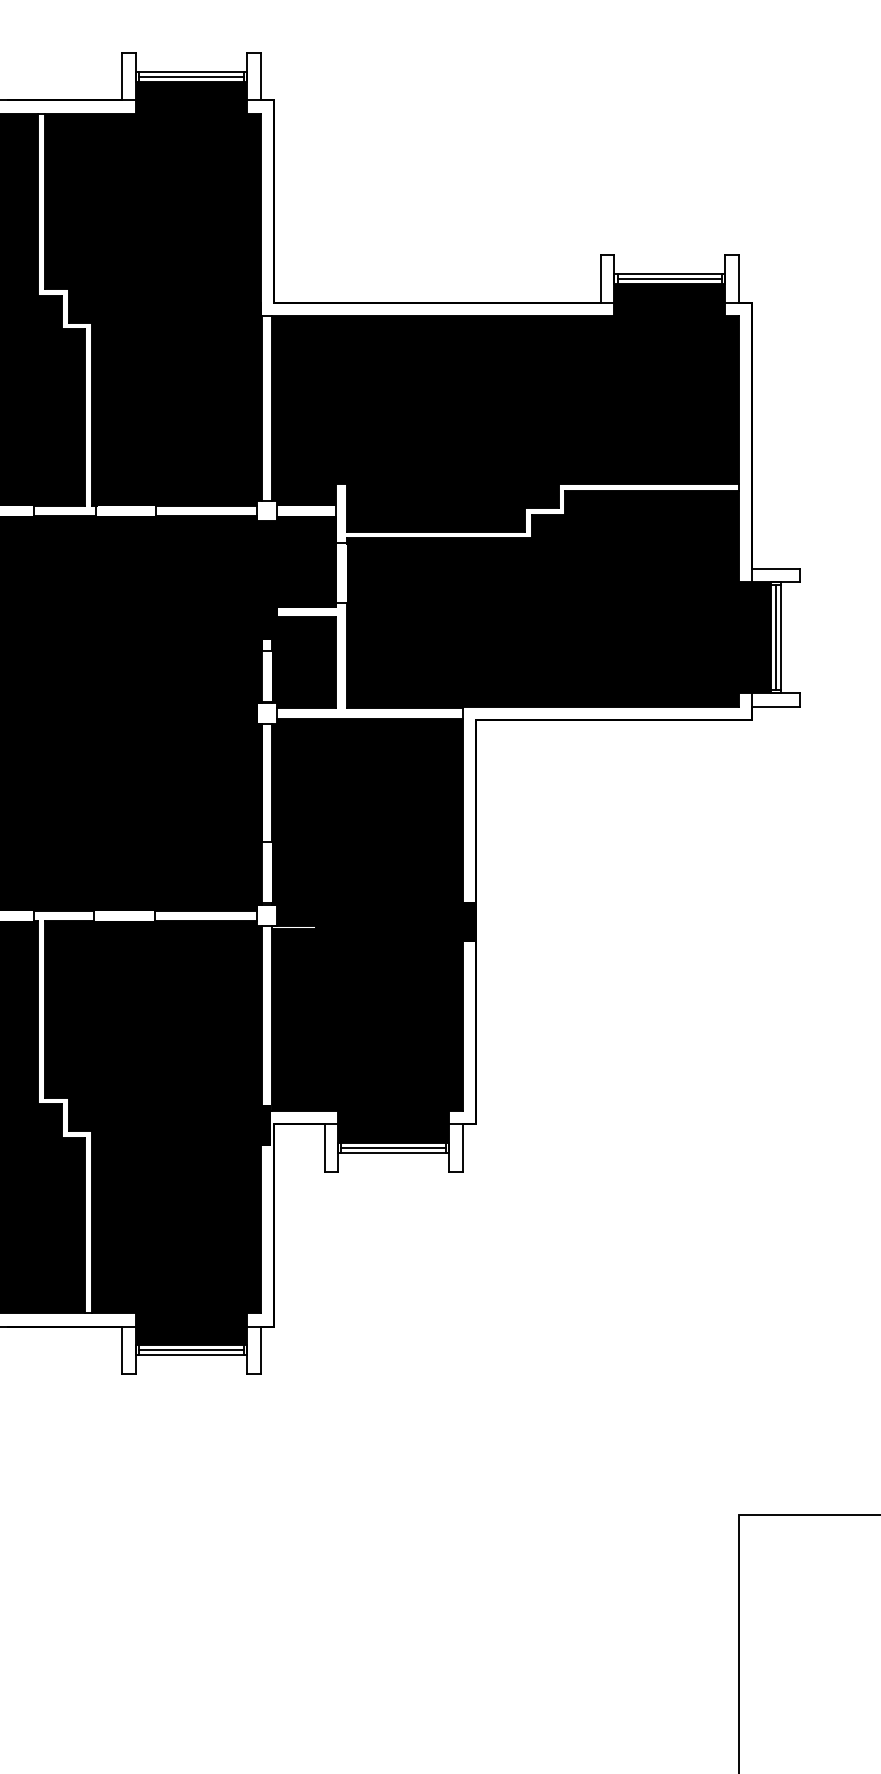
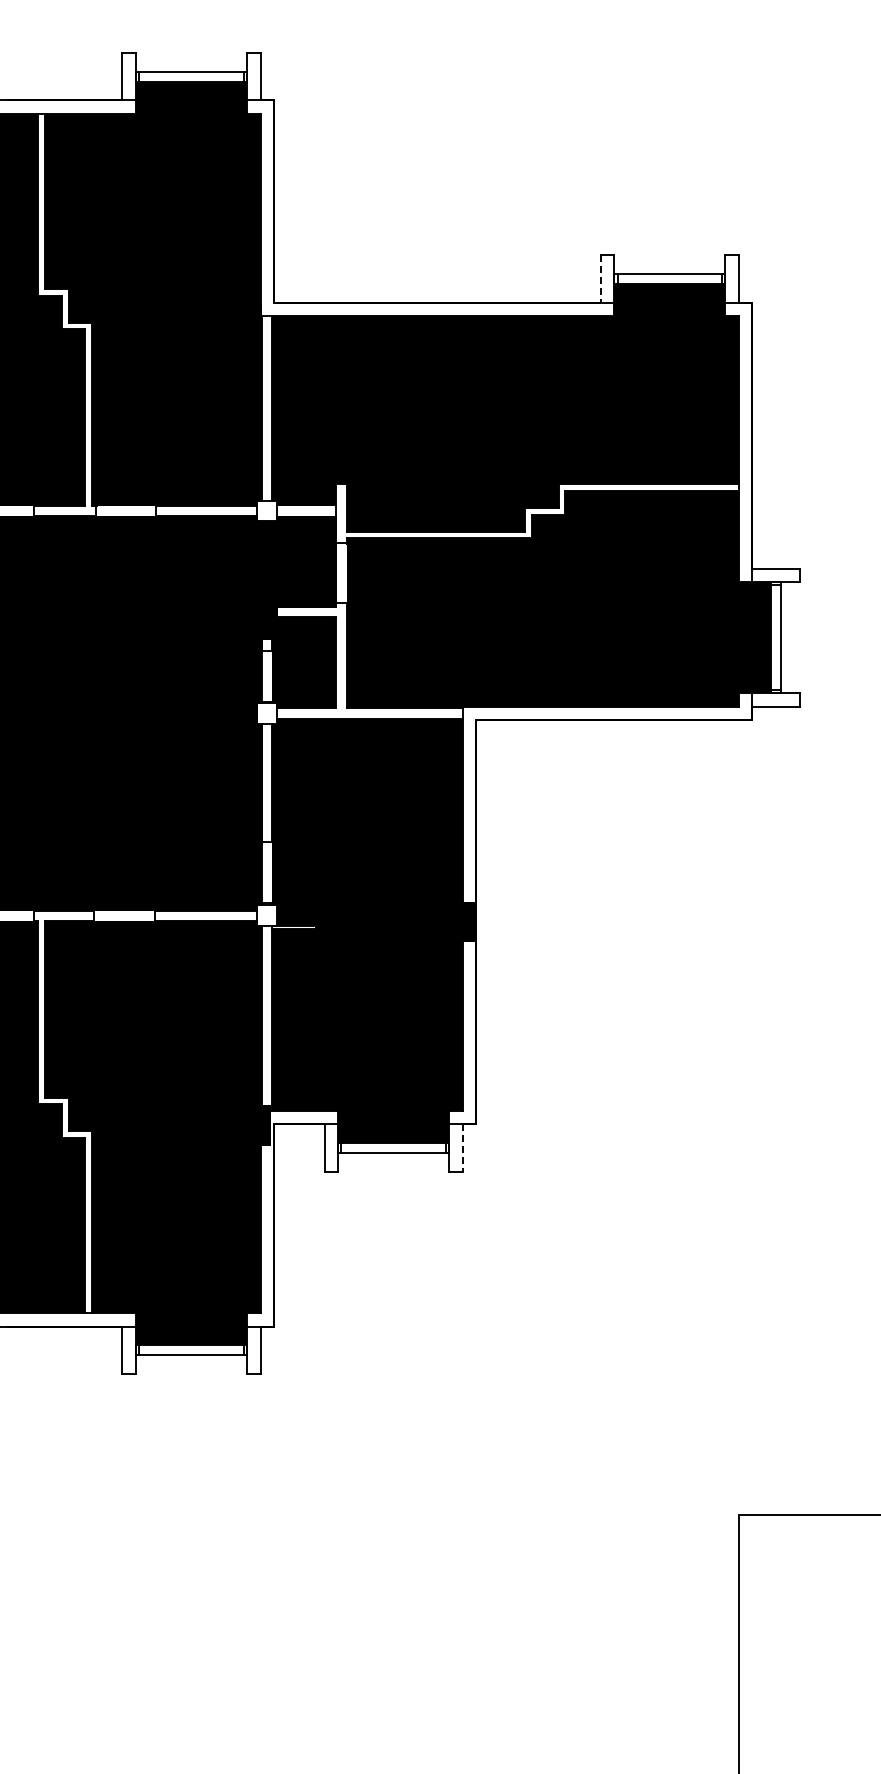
line: present -> none (191, 76)
line: solid -> dashed (600, 278)
line: present -> none (669, 278)
line: present -> none (776, 637)
line: present -> none (393, 1148)
line: solid -> dashed (462, 1148)
line: present -> none (191, 1350)
